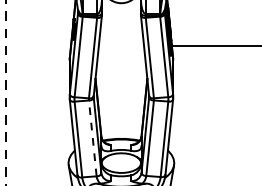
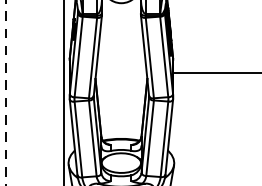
line position: (215, 45) -> (215, 72) (215, 72)
line: none -> present (63, 92)
line: dashed -> solid (92, 137)
